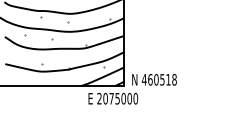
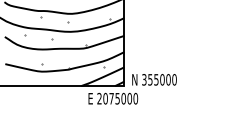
text: 460518 -> 355000 (158, 79)
